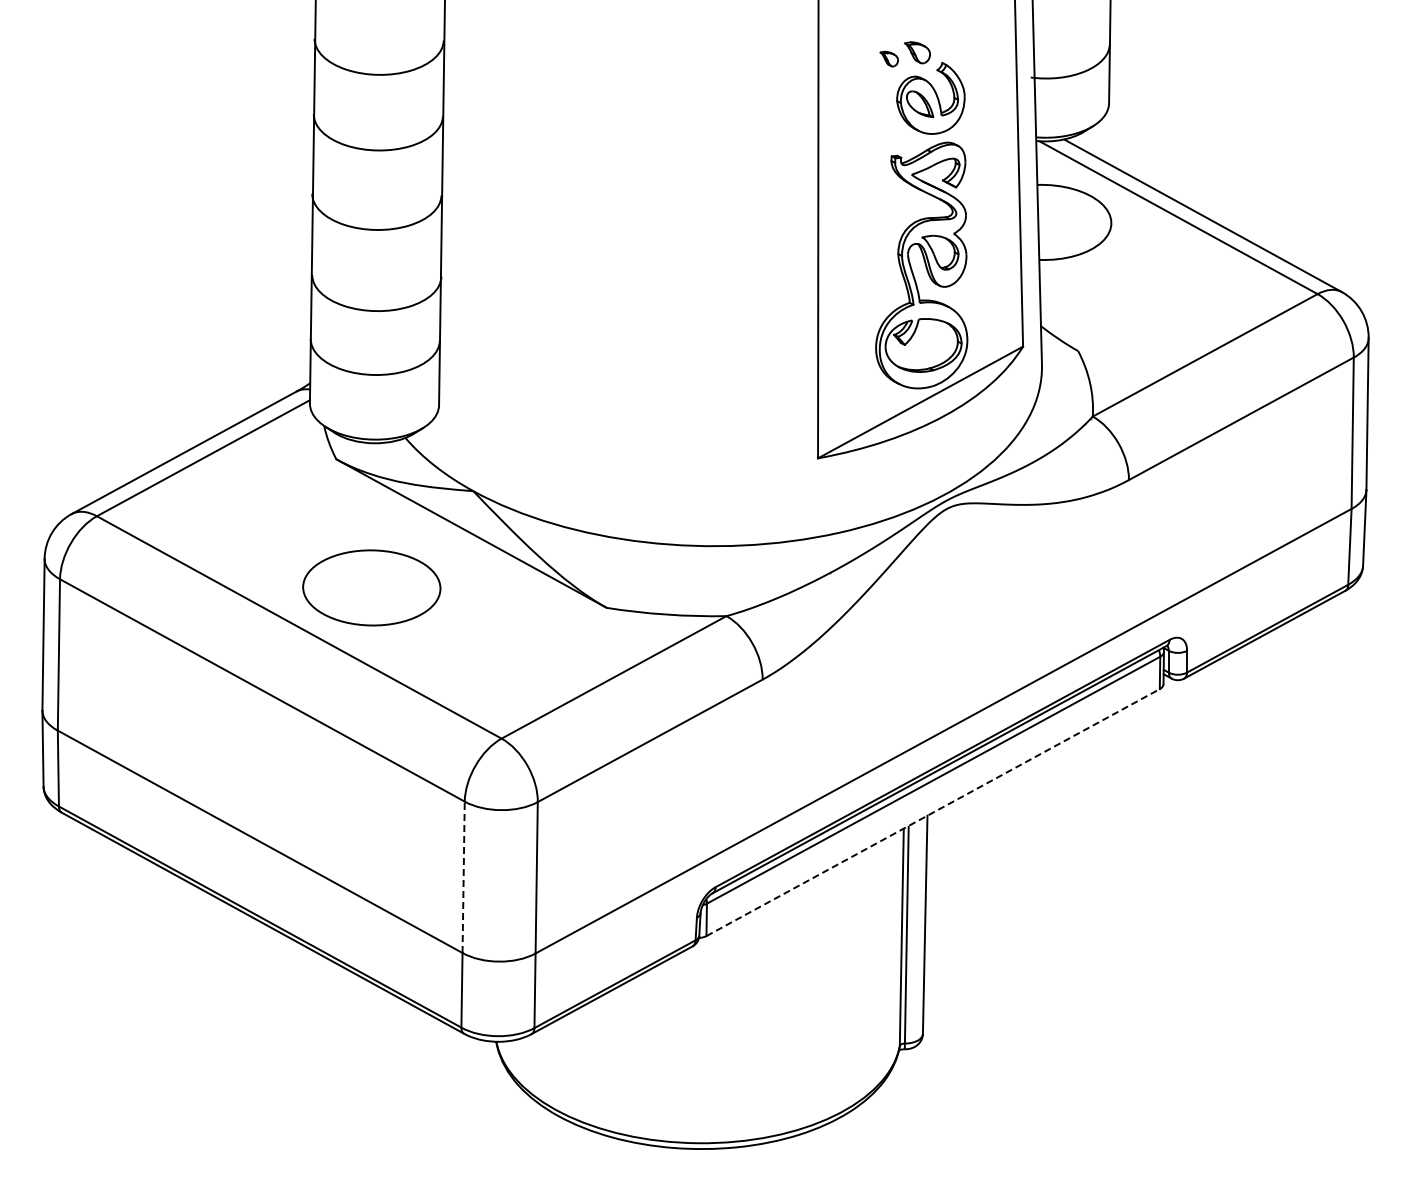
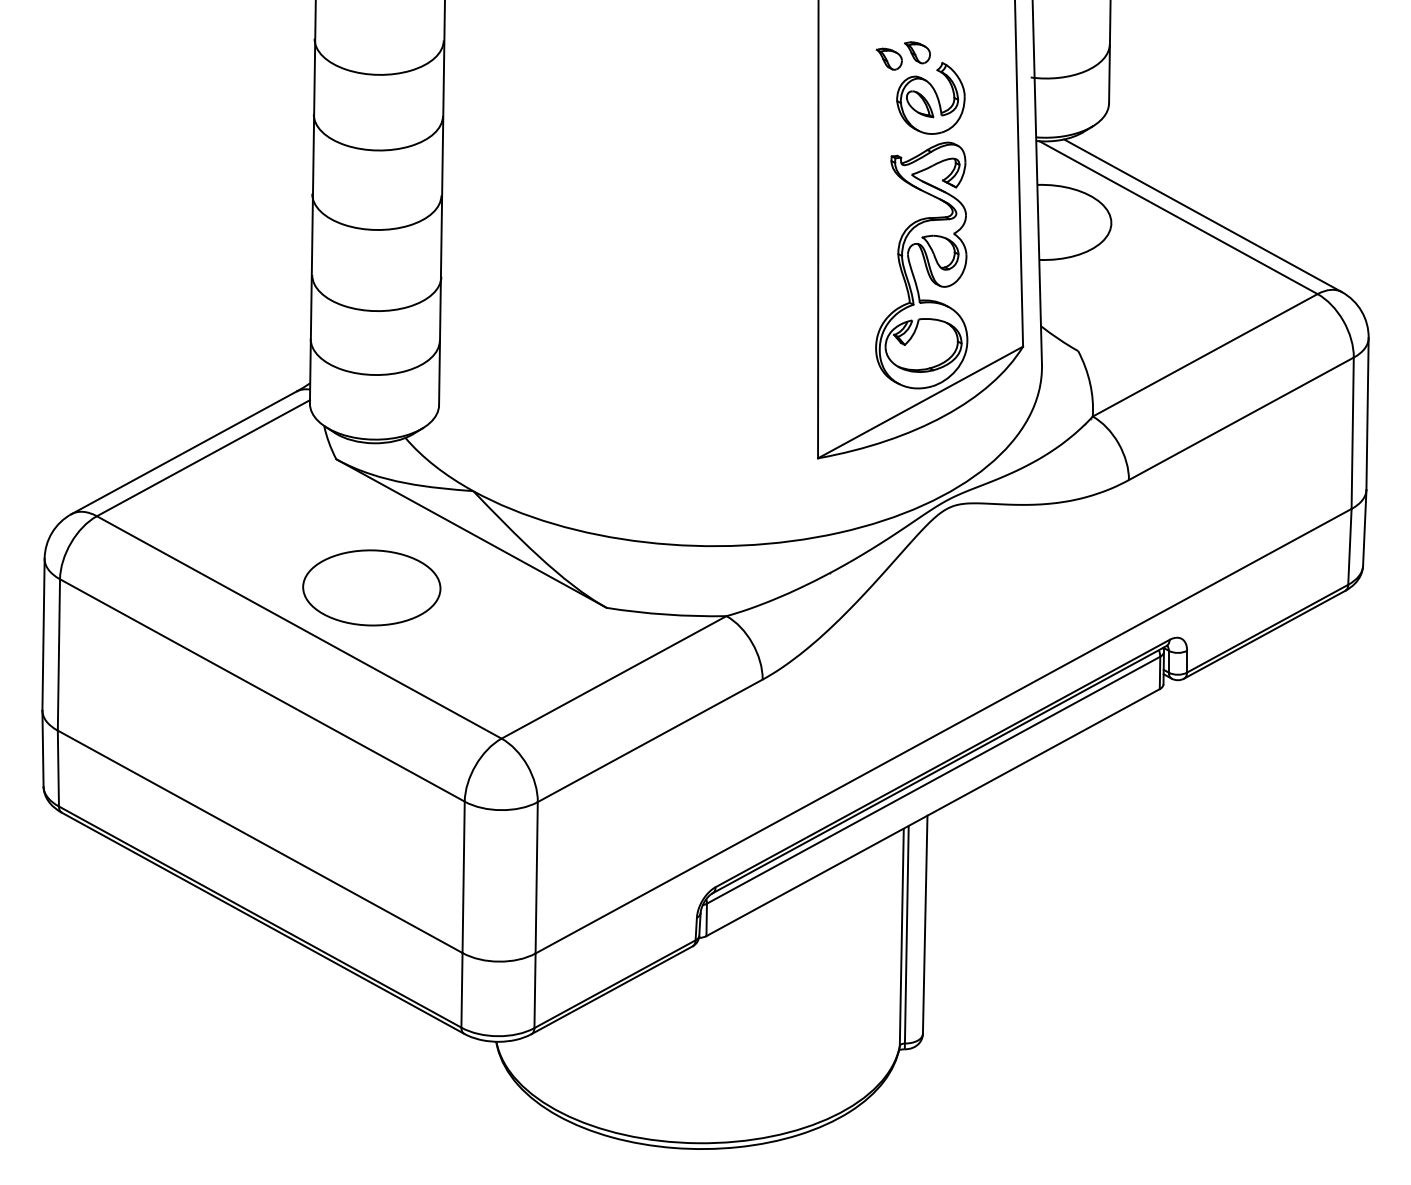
part size: 20x18 px -> 28x24 px (888, 58)
line: dashed -> solid (933, 812)
line: dashed -> solid (463, 877)
